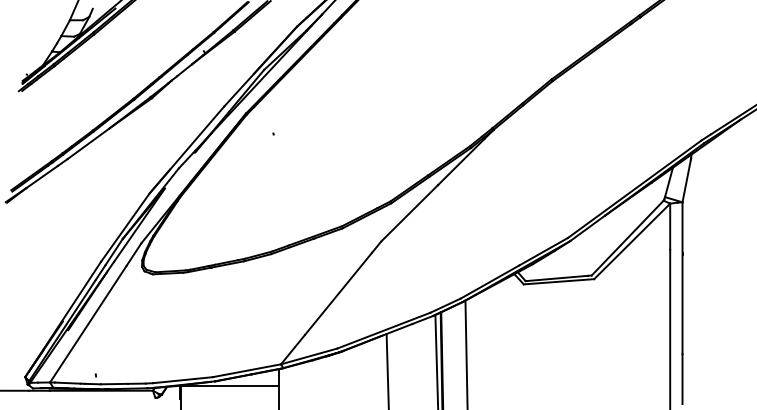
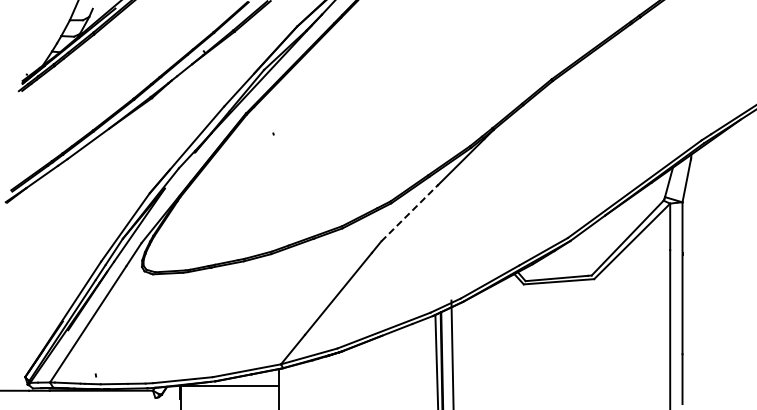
line: solid -> dashed (409, 213)
line position: (466, 353) -> (452, 353) (452, 353)
line: present -> none (387, 370)
